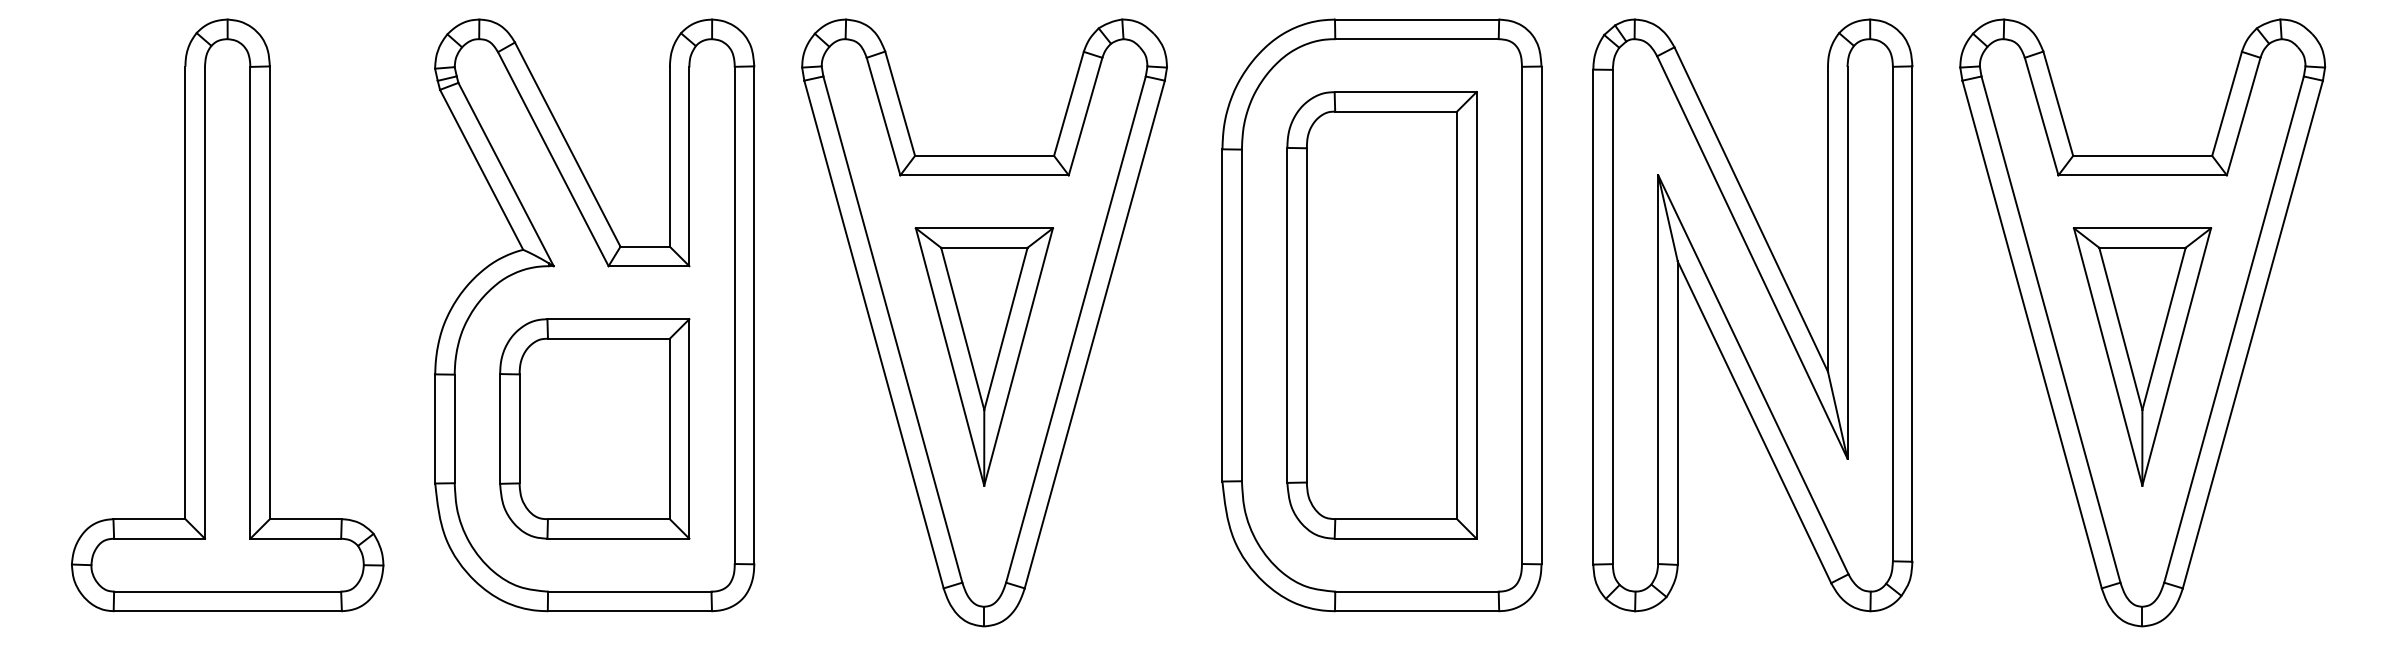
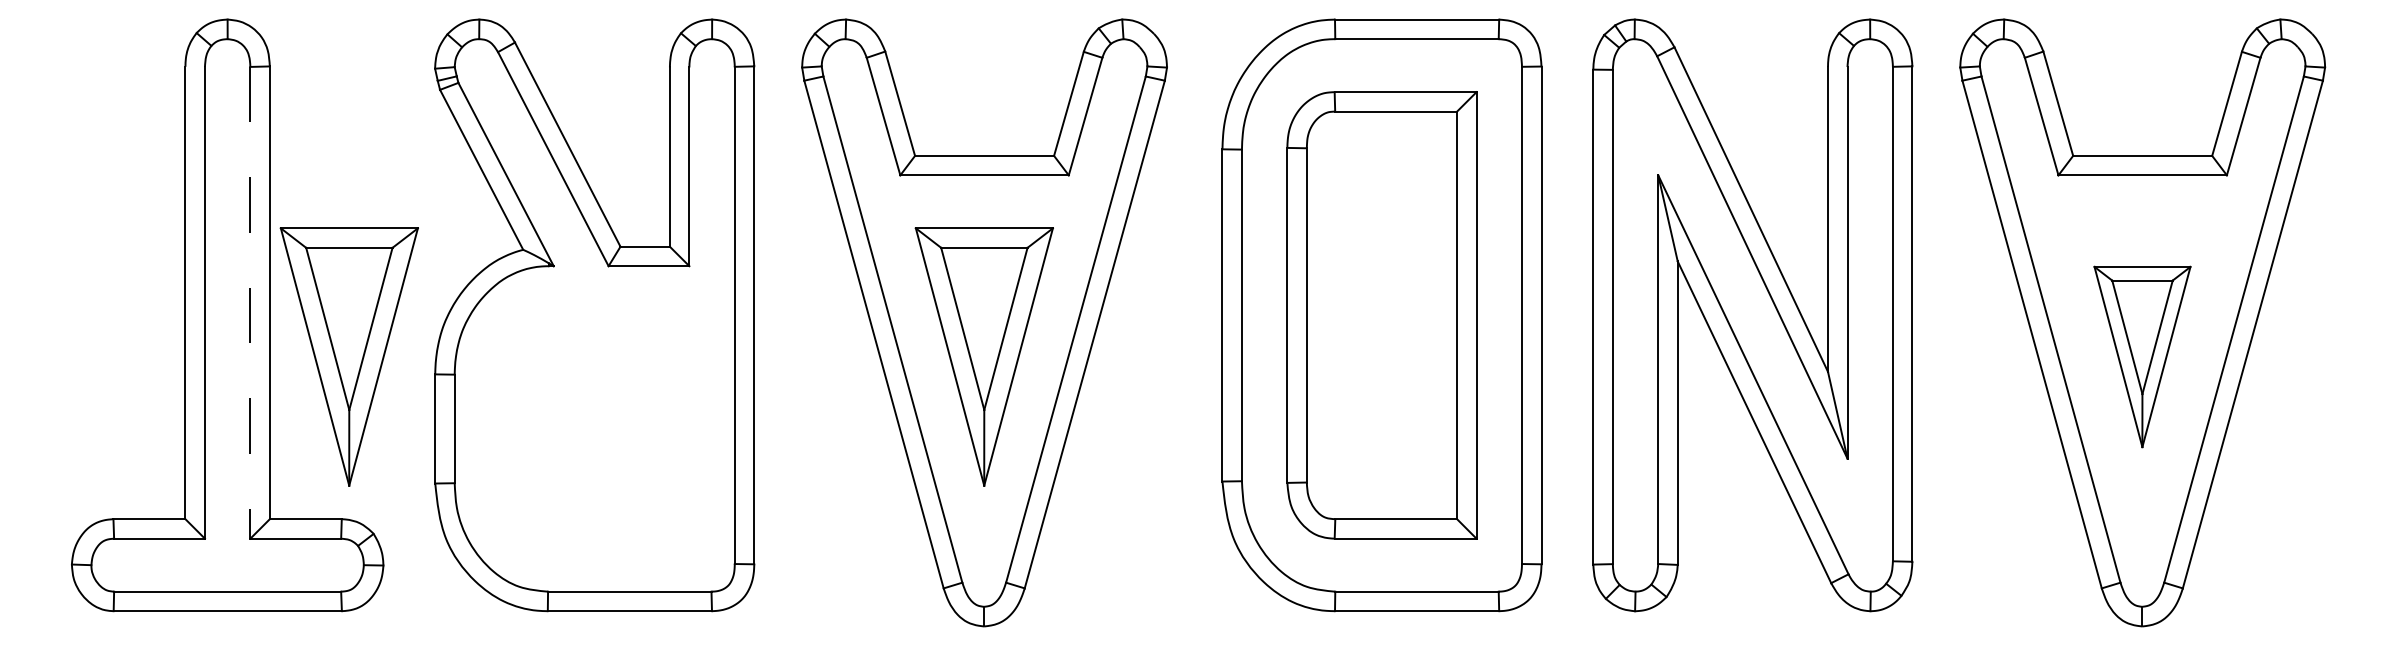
line: solid -> dashed (250, 302)
part: none -> present (348, 356)
part size: 141x260 px -> 99x184 px (2142, 356)
part: present -> none (594, 428)
